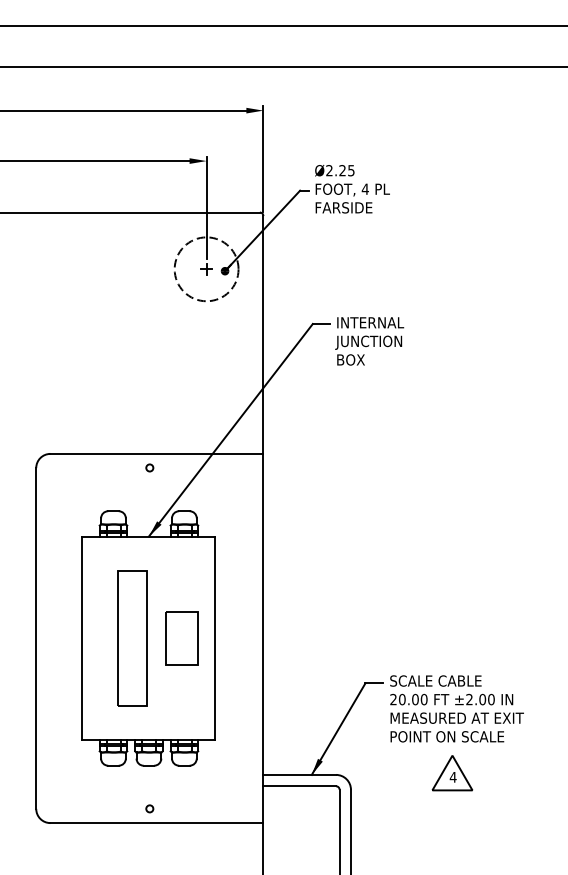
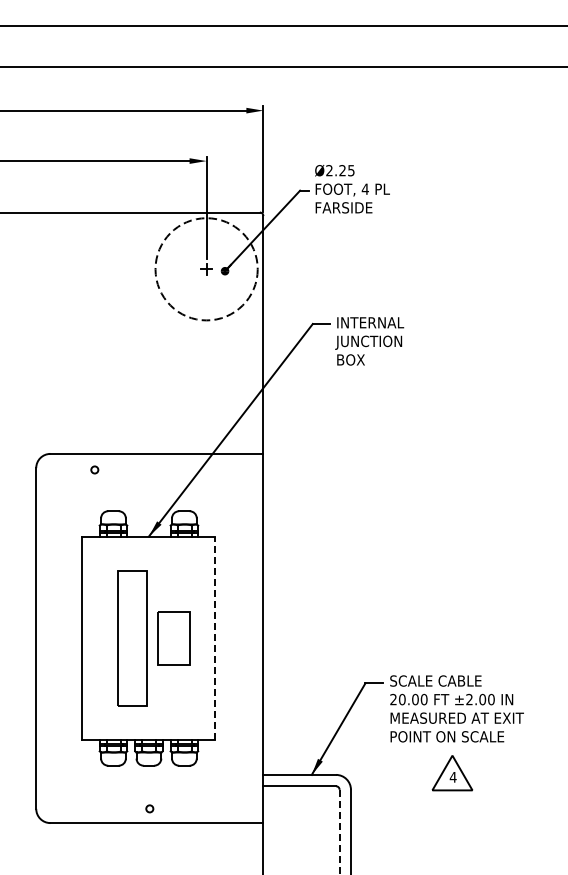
circle diameter: 64 px -> 102 px (206, 269)
circle position: (149, 467) -> (94, 469) (94, 469)
part position: (181, 638) -> (173, 638) (173, 638)
line: solid -> dashed (215, 638)
line: solid -> dashed (339, 832)
